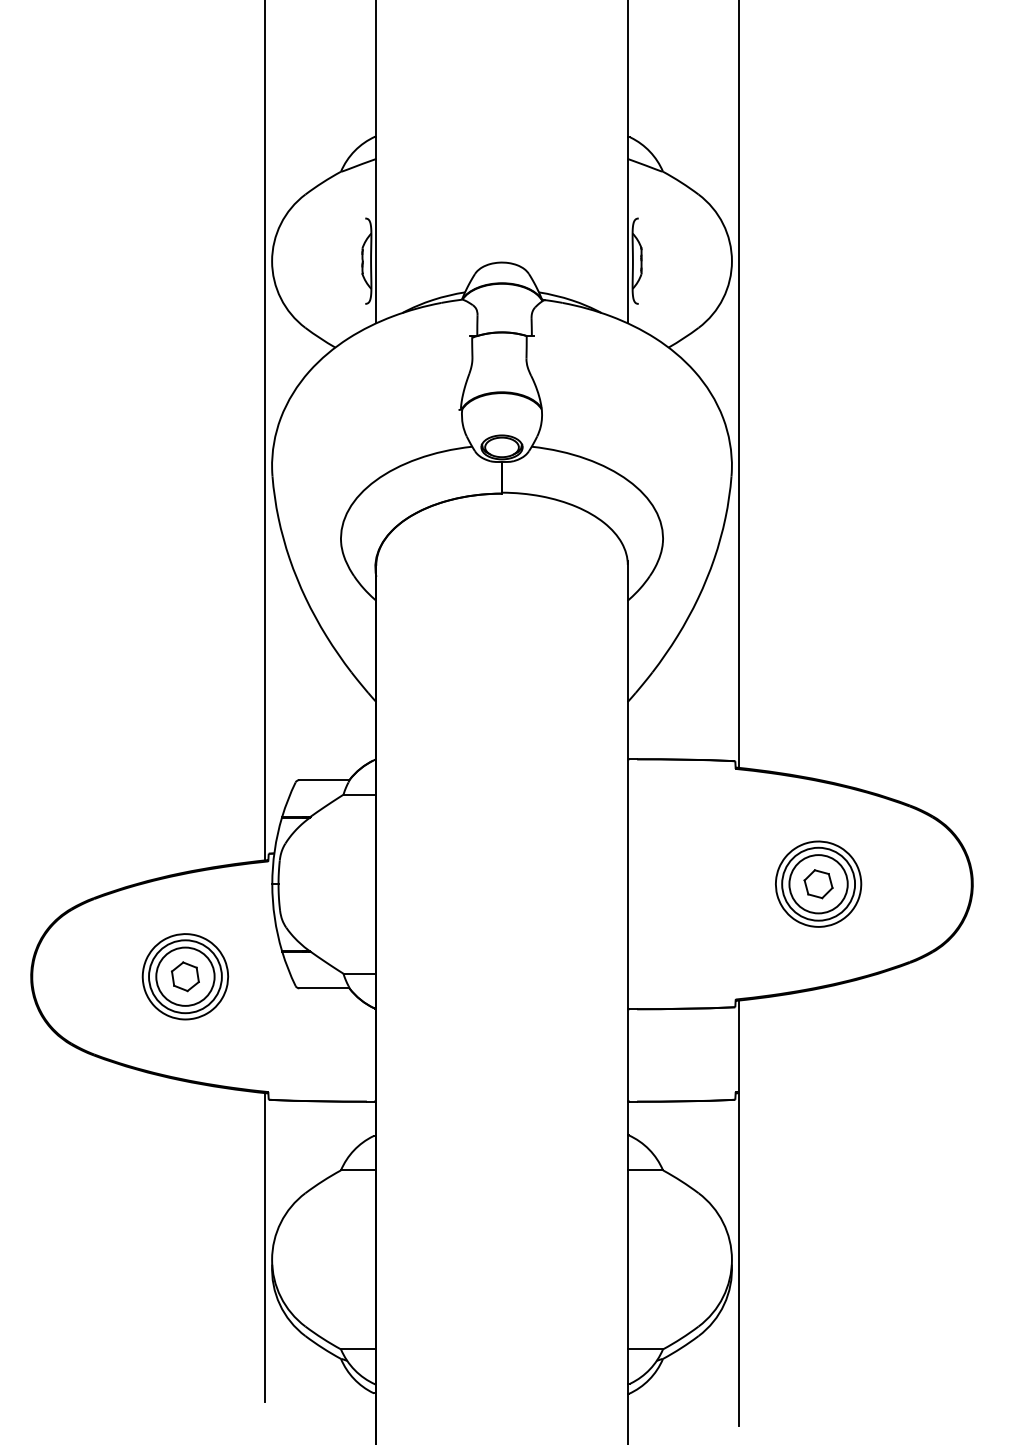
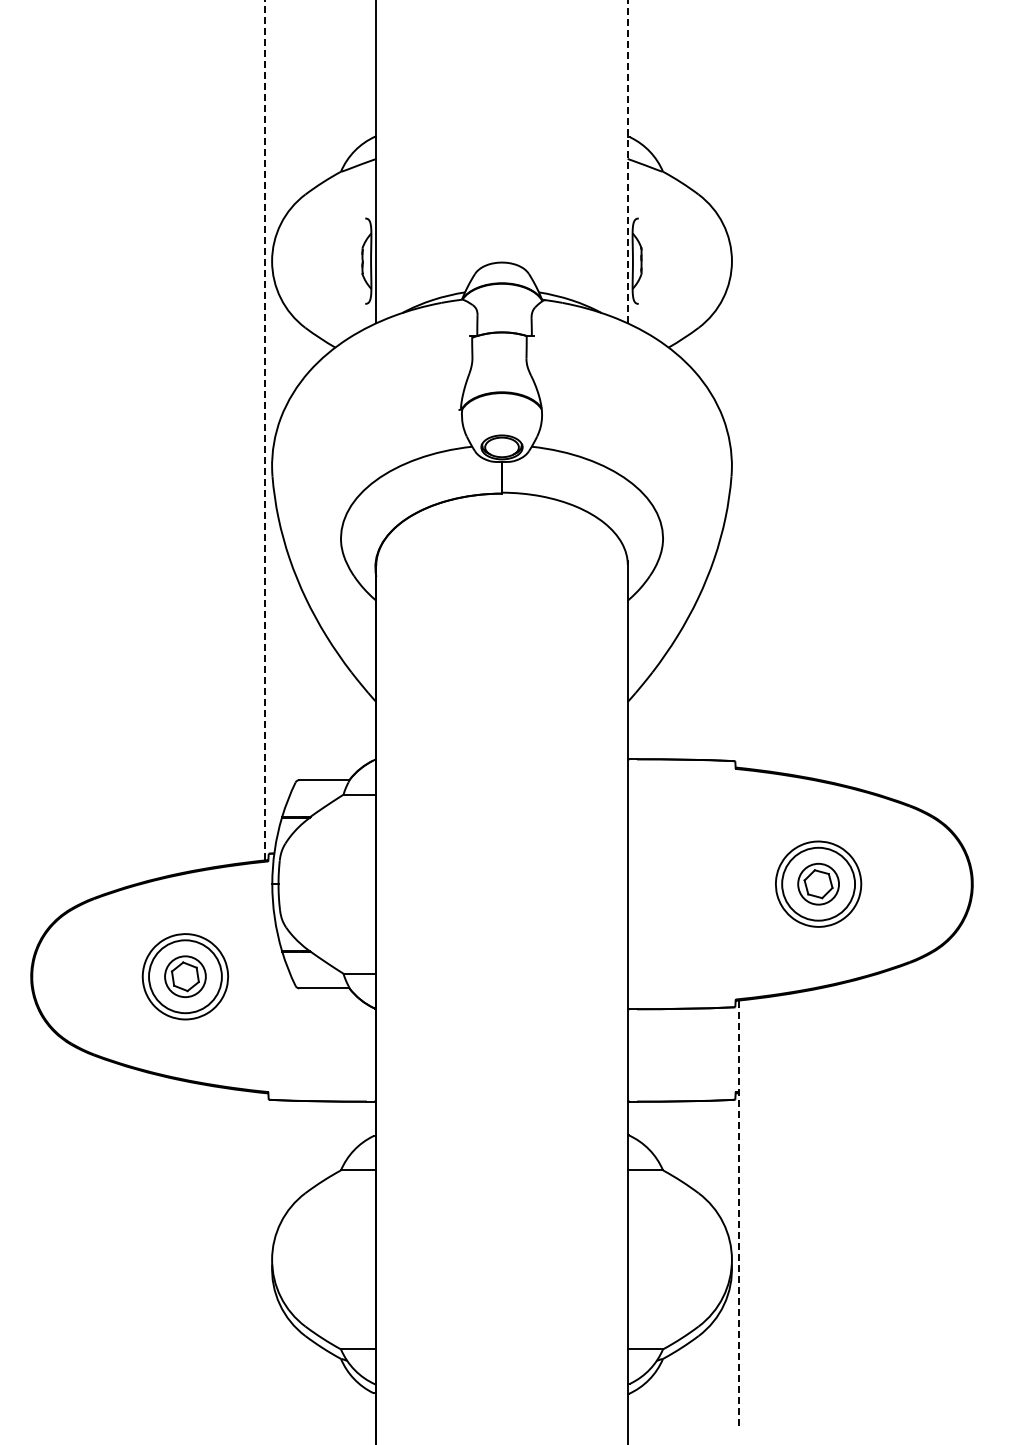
line: solid -> dashed (627, 161)
line: present -> none (739, 384)
line: solid -> dashed (264, 430)
circle diameter: 58 px -> 41 px (818, 883)
circle diameter: 58 px -> 41 px (185, 976)
line: solid -> dashed (739, 1213)
line: present -> none (264, 1247)
